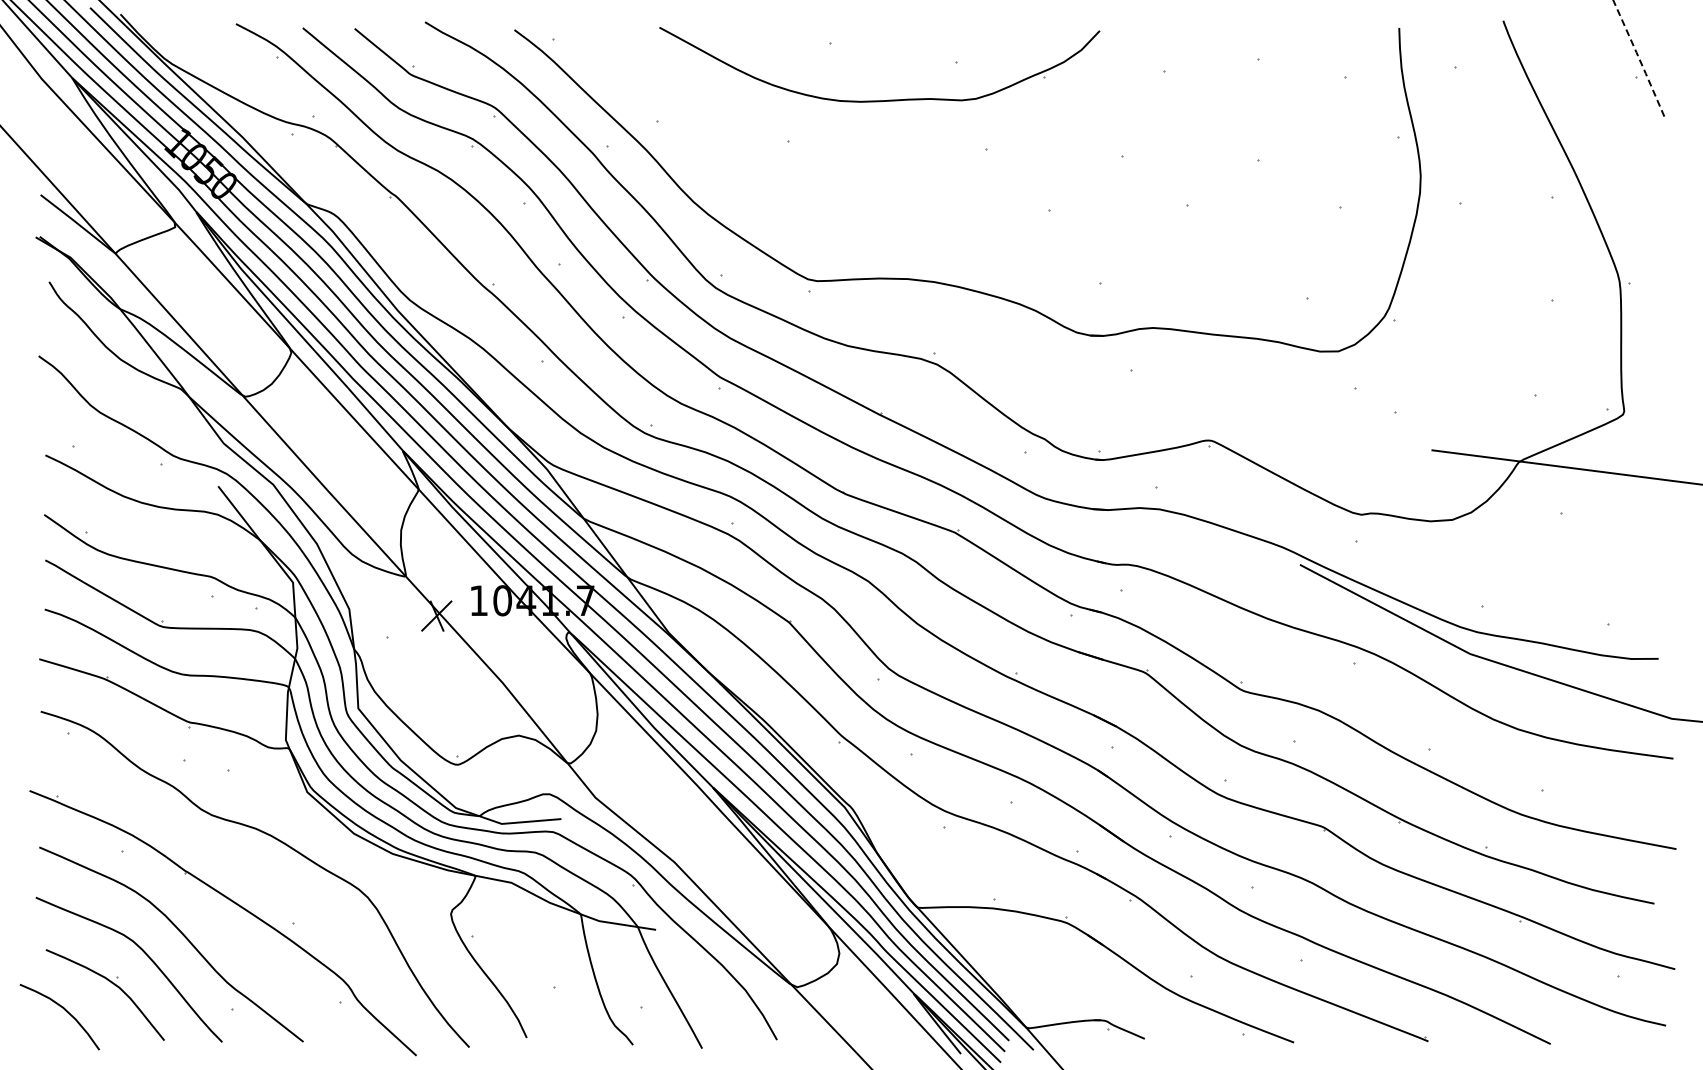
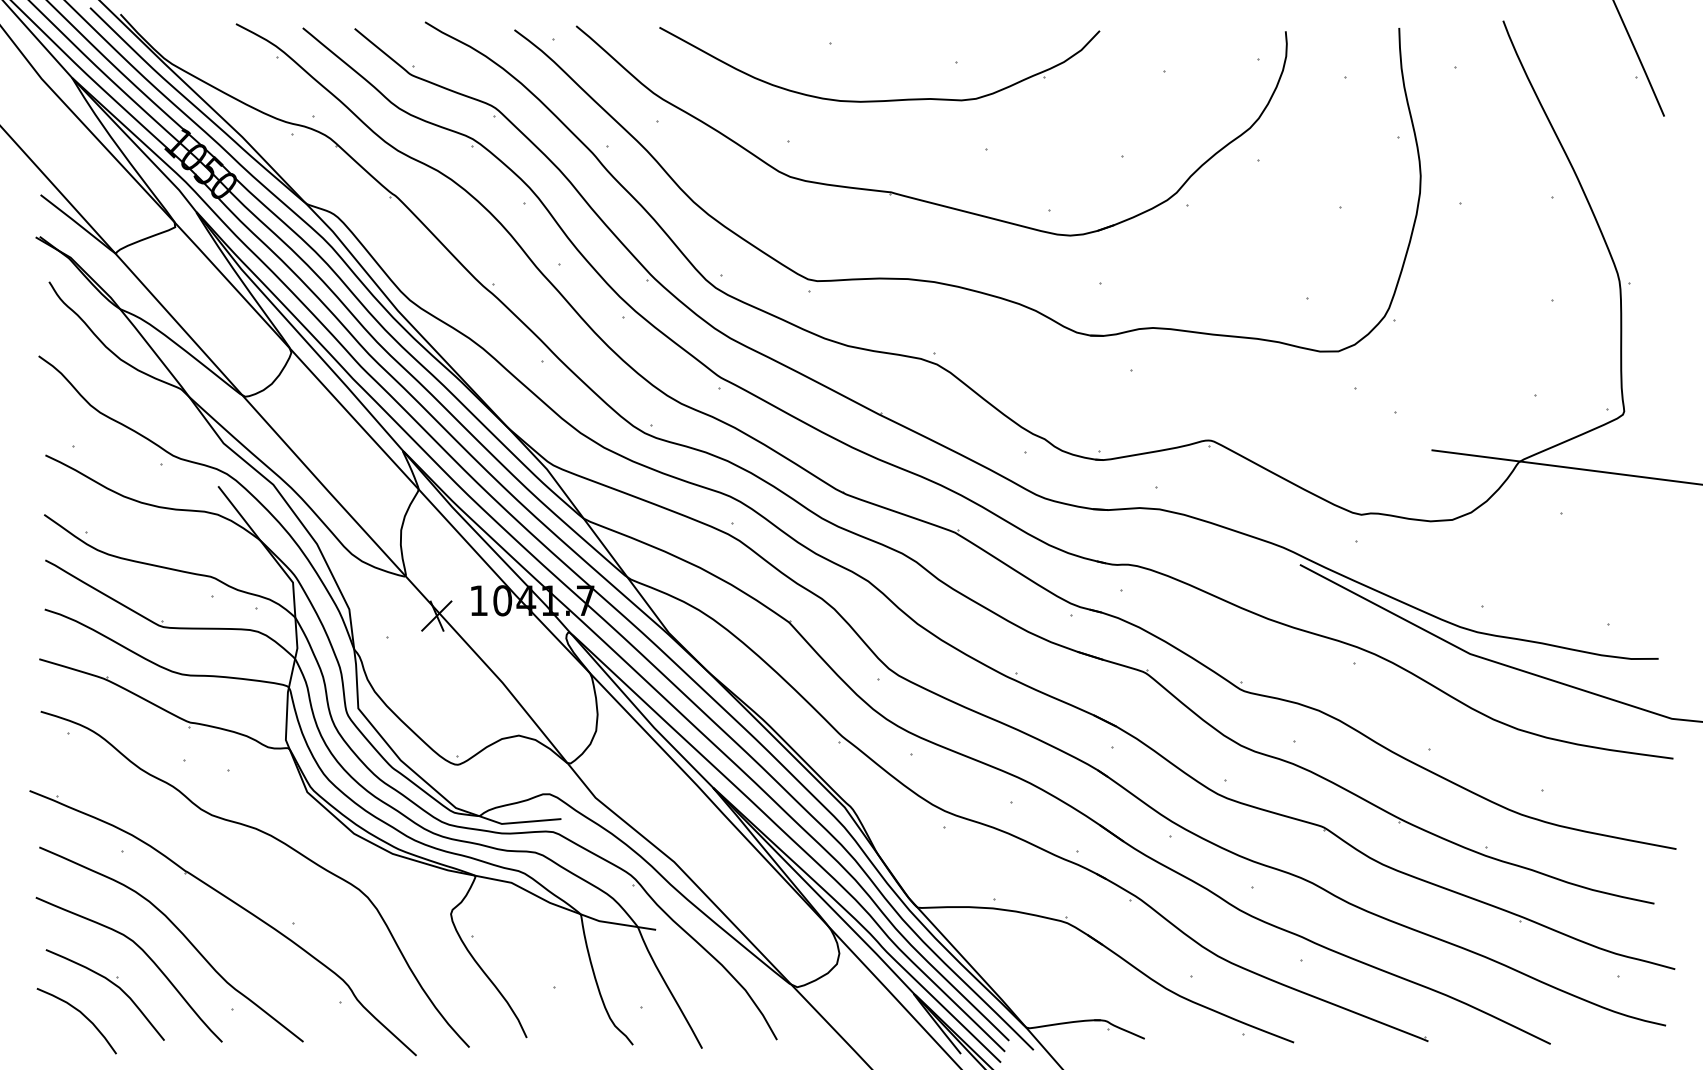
line: dashed -> solid (1639, 58)
part: none -> present (911, 196)
curve position: (65, 1011) -> (82, 1015) (82, 1015)
